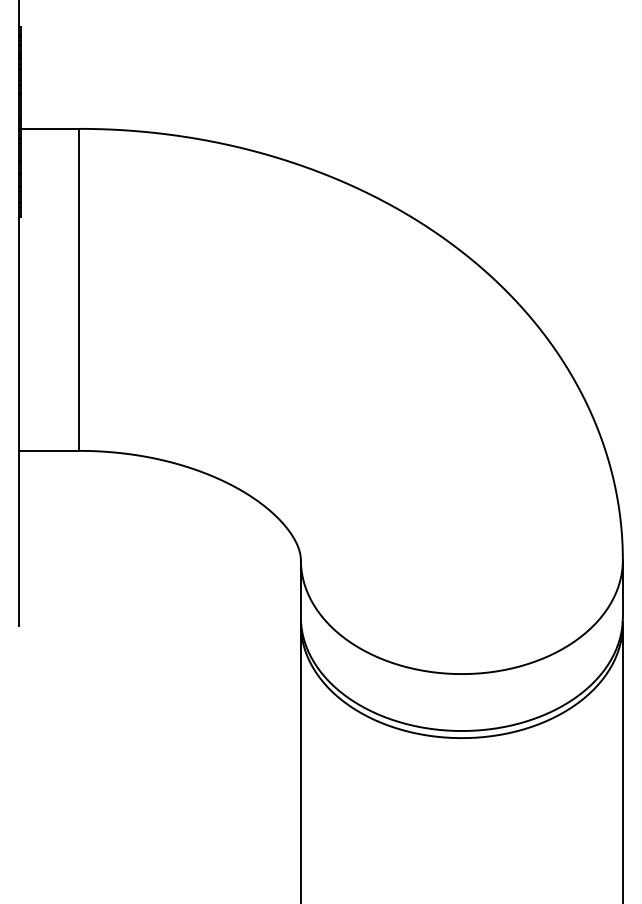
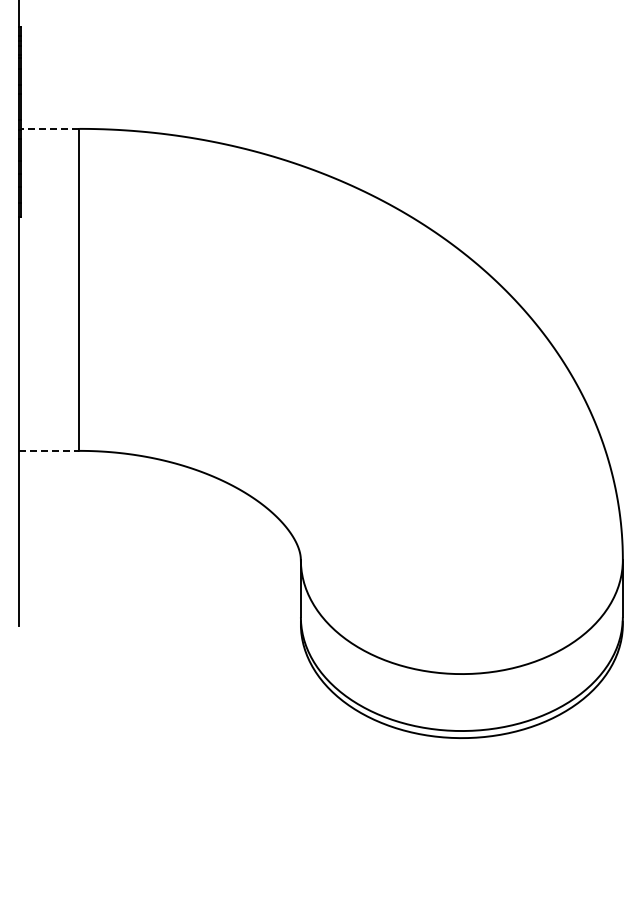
line: solid -> dashed (49, 128)
line: solid -> dashed (49, 450)
line: present -> none (300, 762)
line: present -> none (622, 762)
